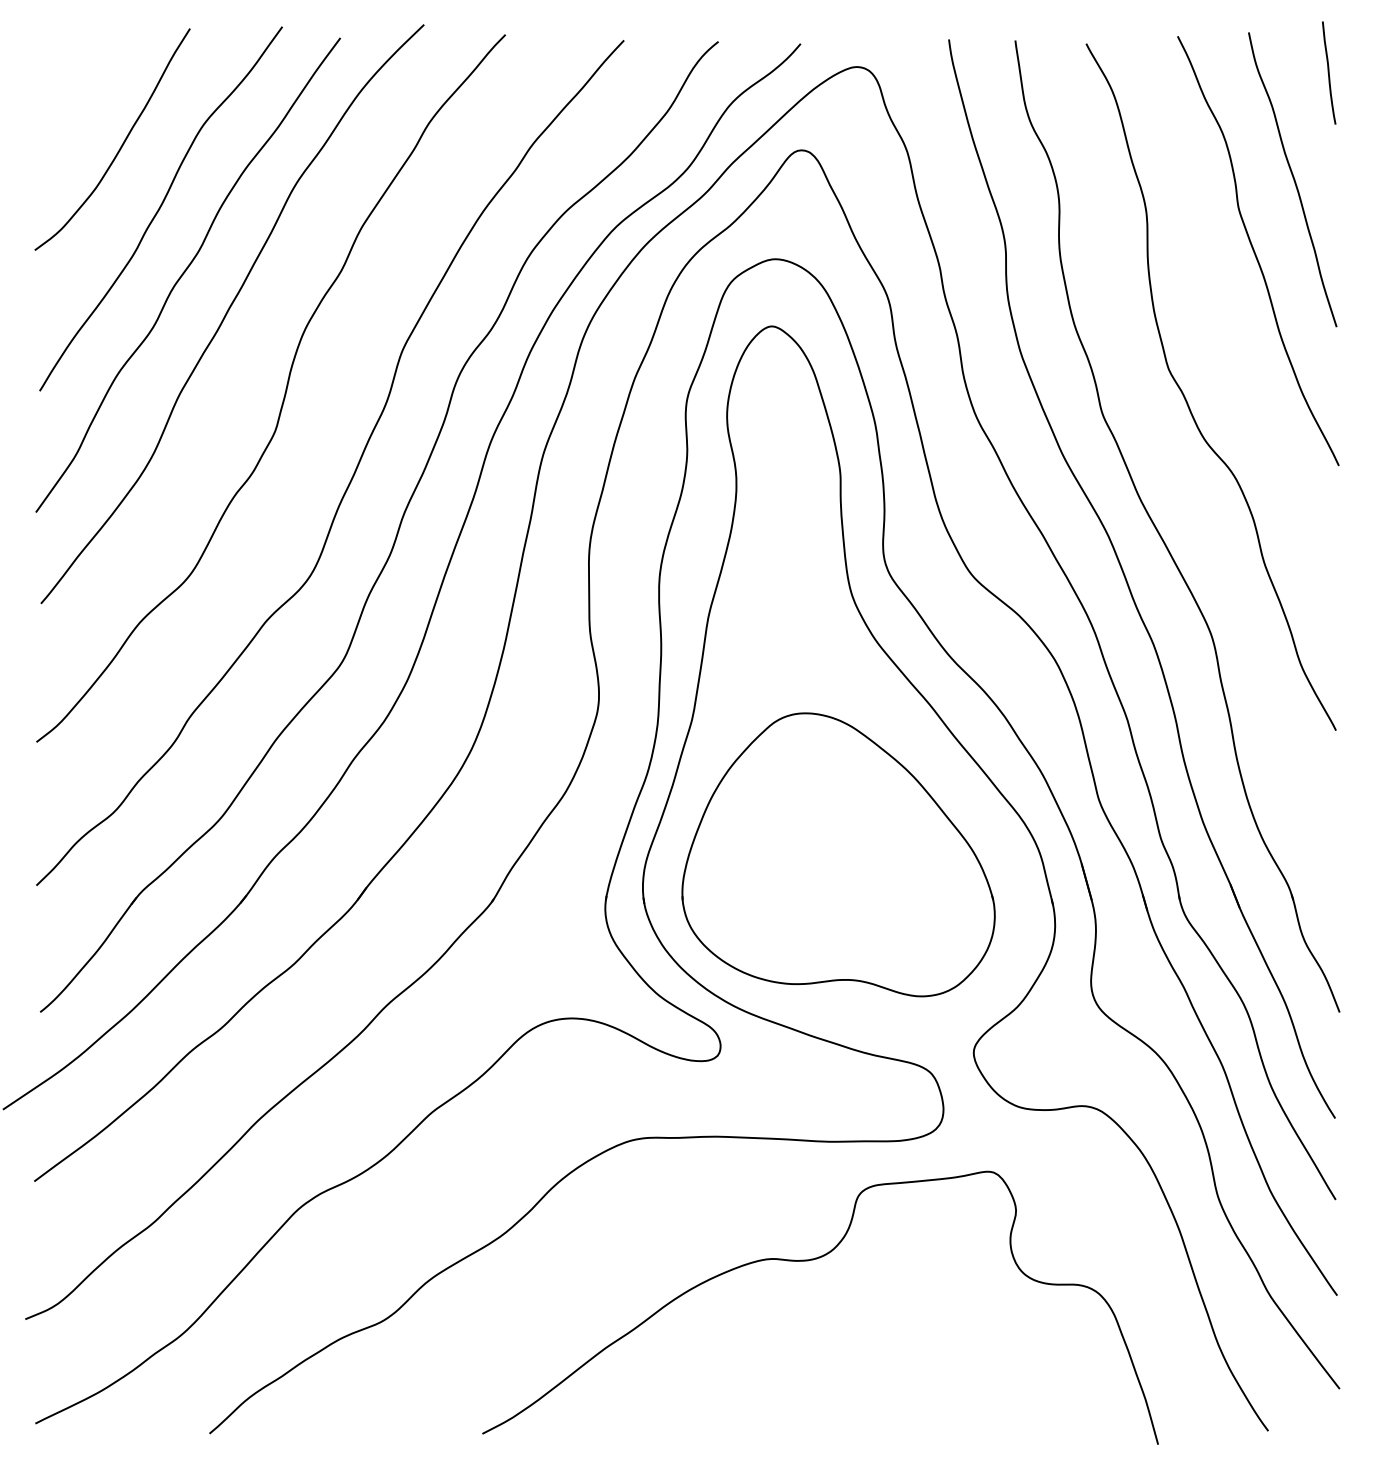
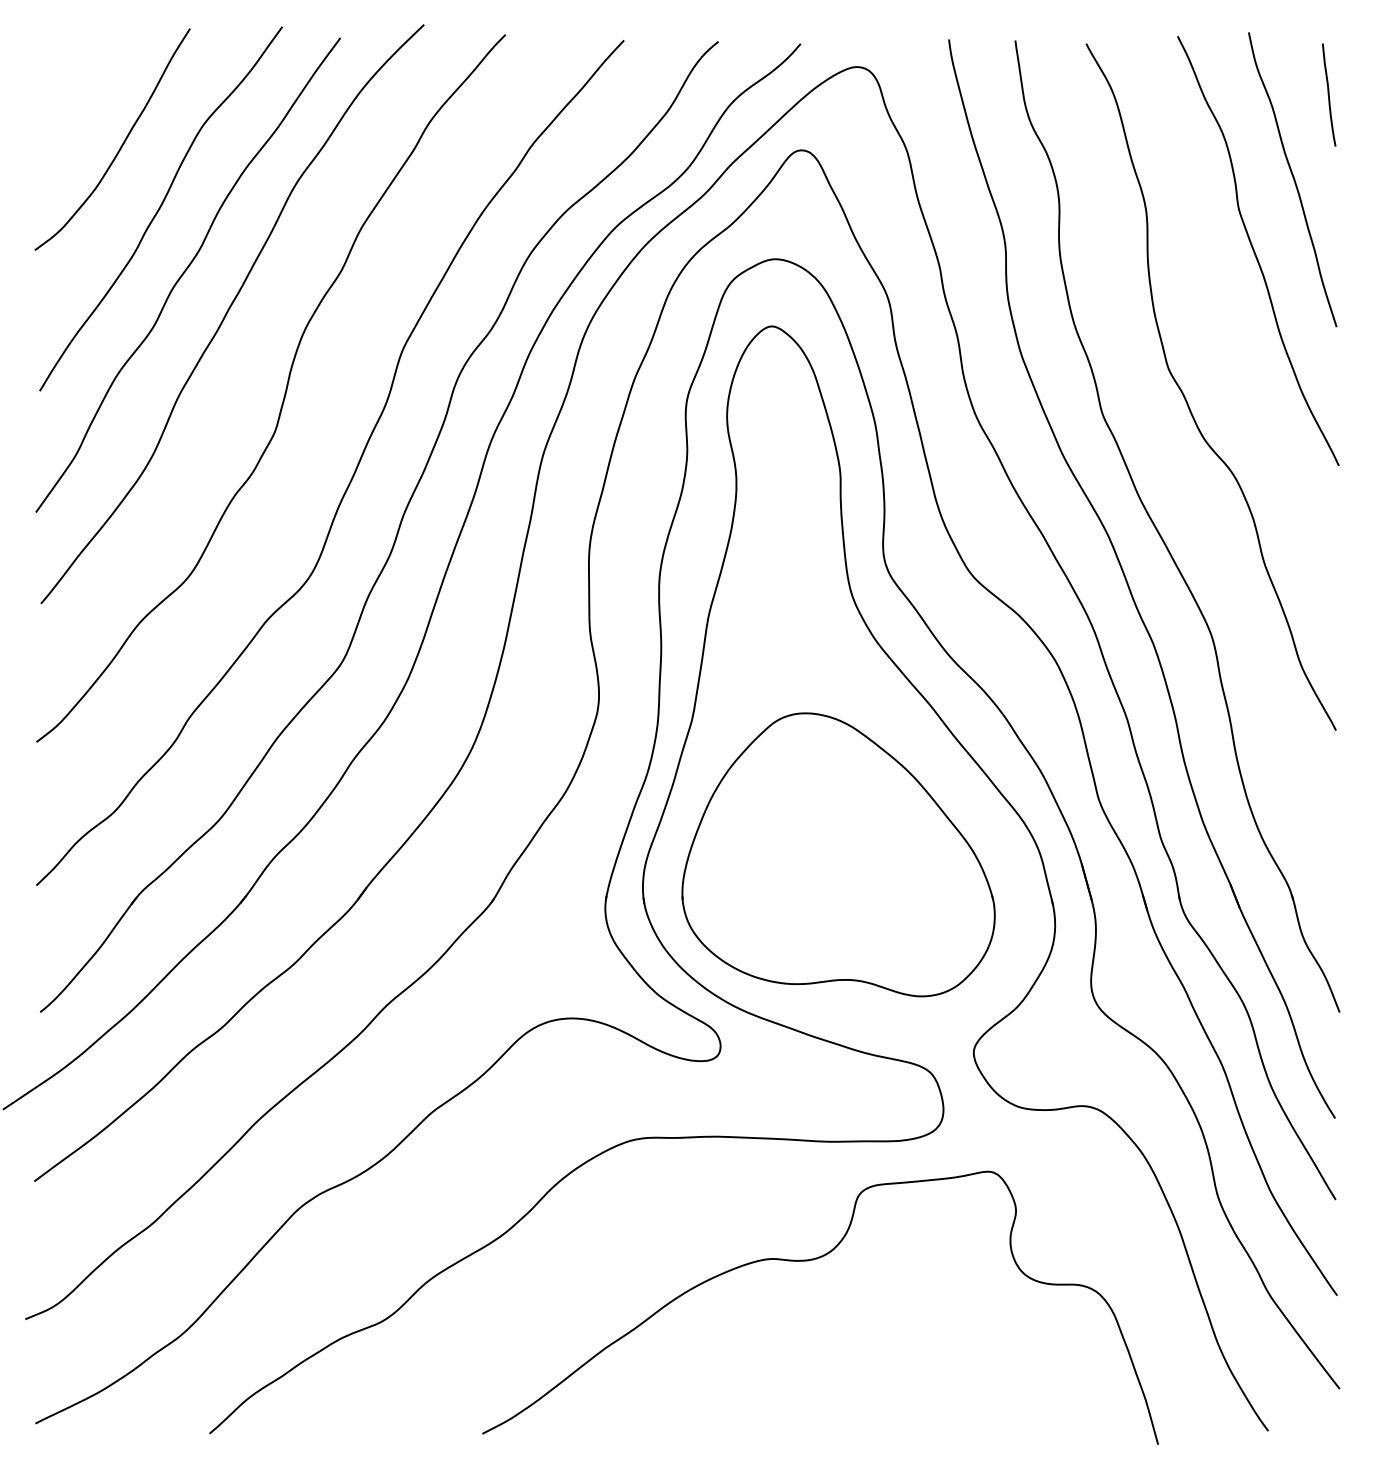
curve position: (1329, 72) -> (1329, 94) (1329, 94)
